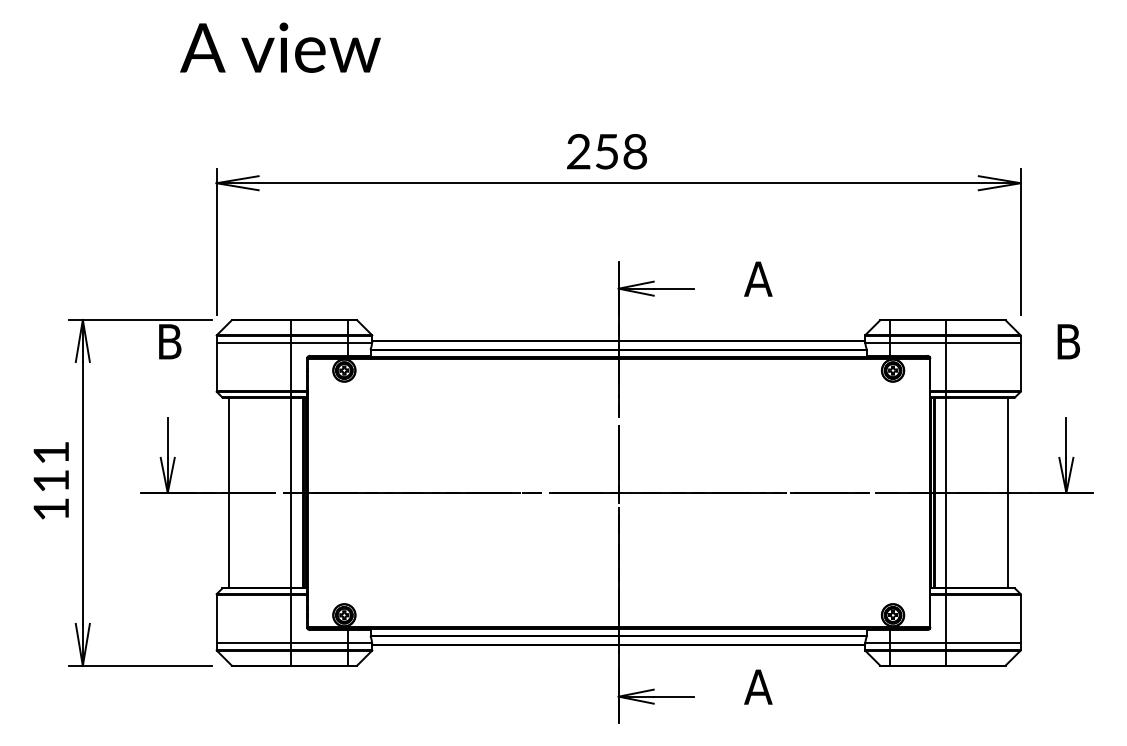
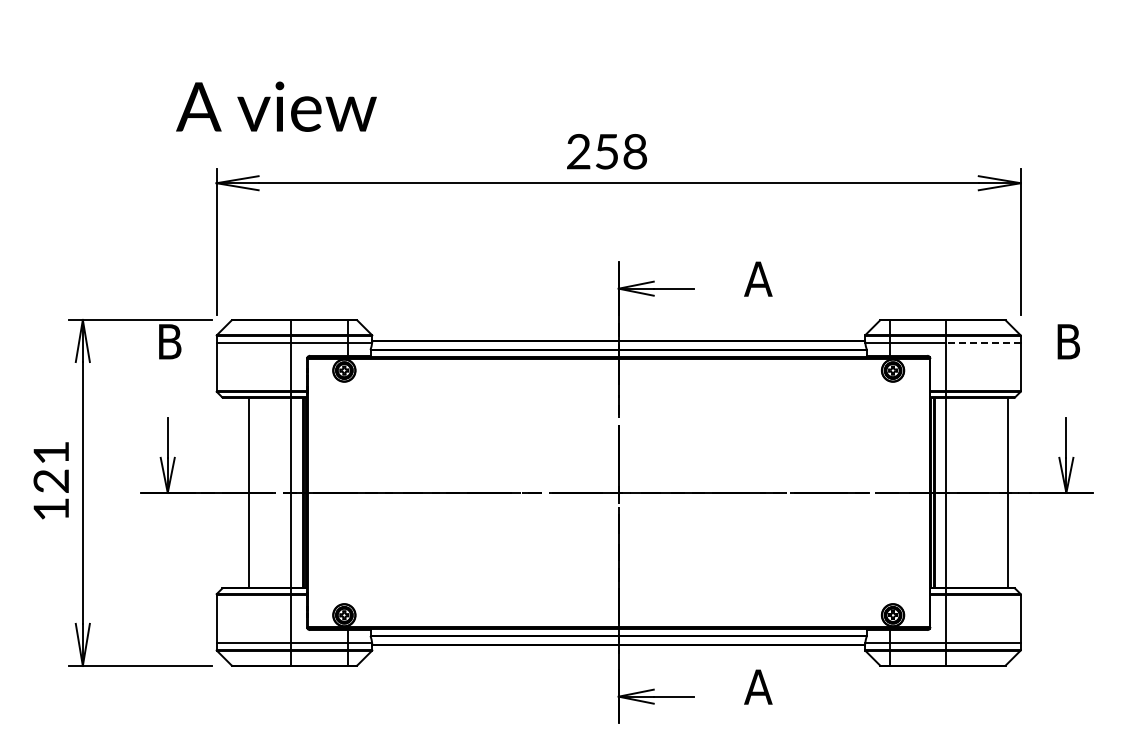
text position: (280, 47) -> (276, 106) (276, 106)
line: solid -> dashed (982, 343)
text: 111 -> 121 (50, 480)
line position: (229, 492) -> (249, 492) (249, 492)
